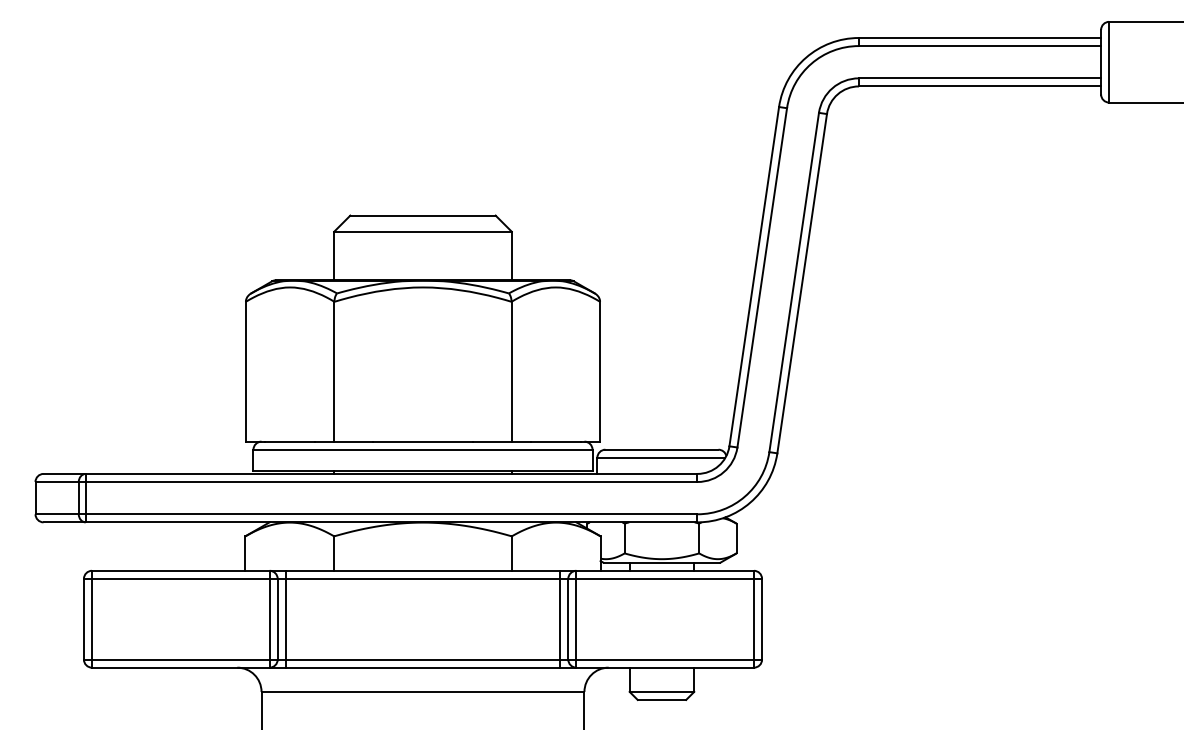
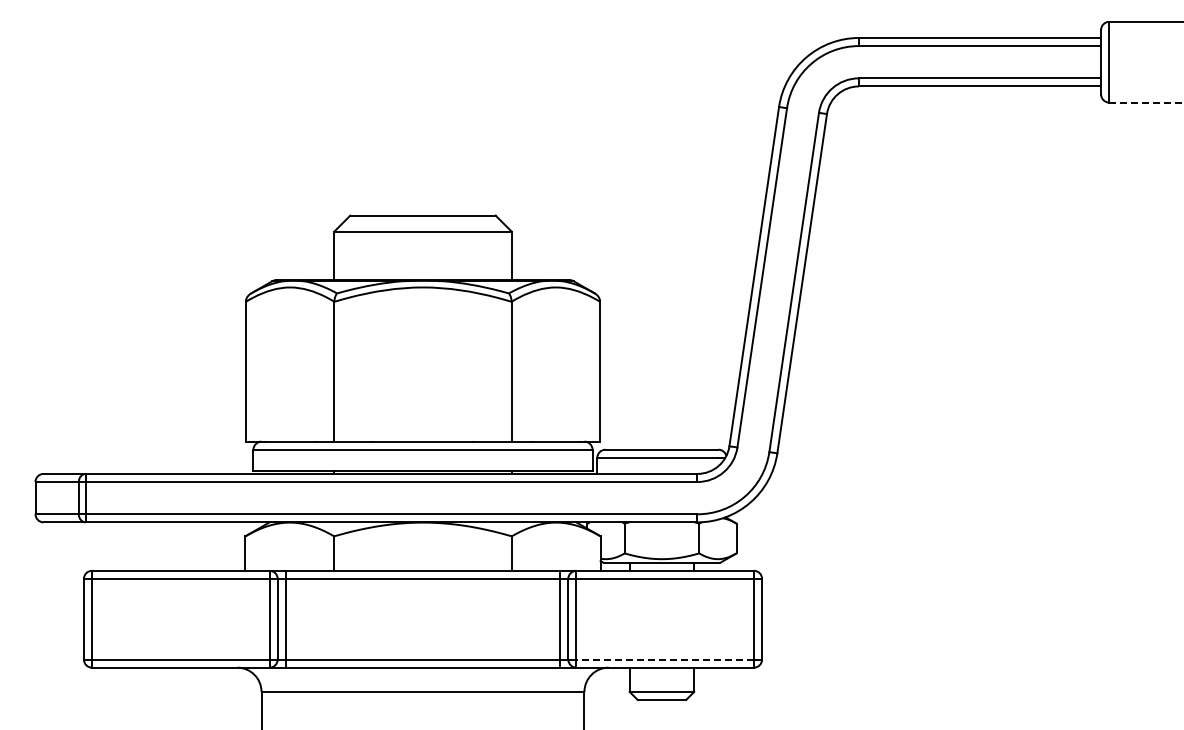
line: solid -> dashed (1146, 102)
line: solid -> dashed (665, 659)
